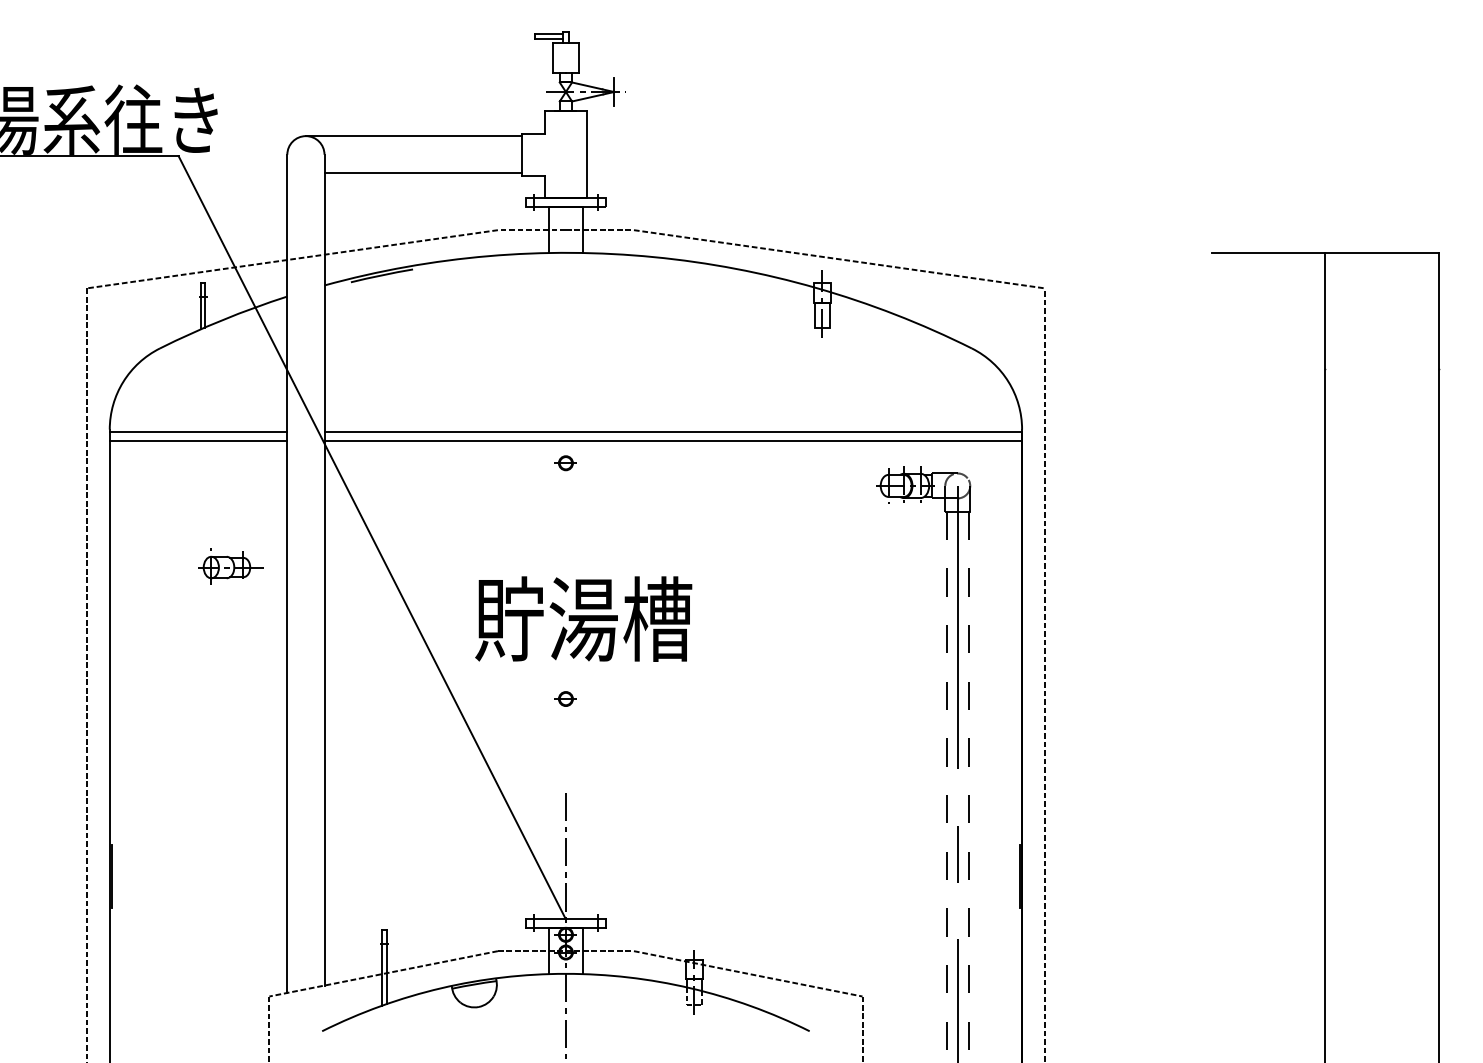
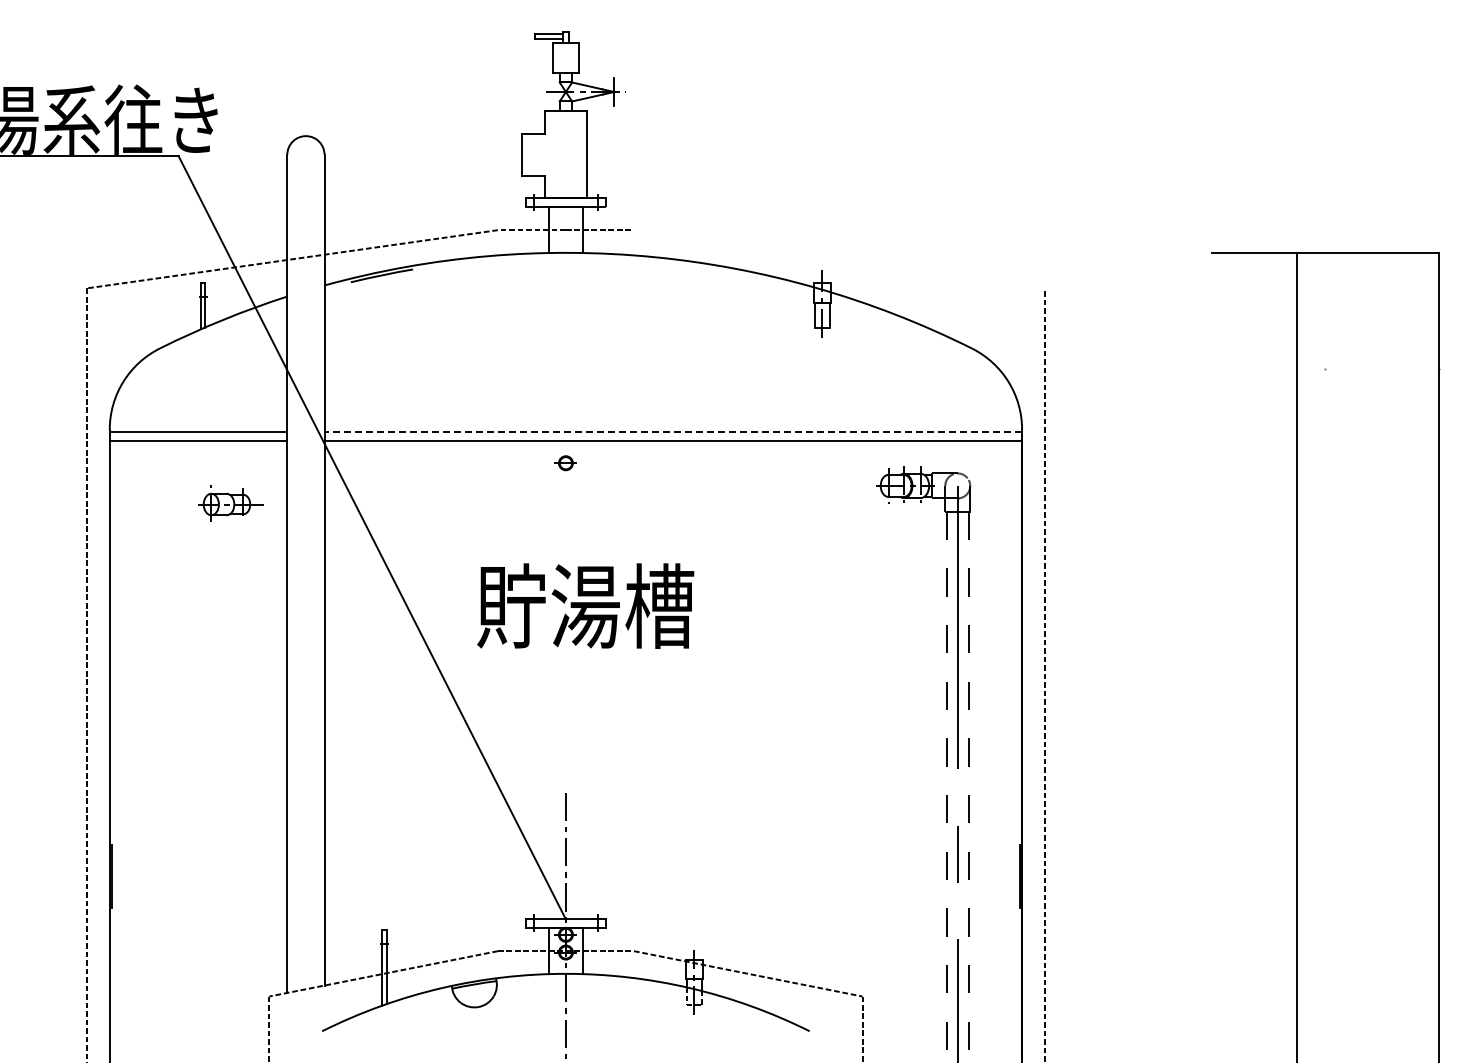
line: present -> none (413, 136)
line: present -> none (423, 173)
line: present -> none (838, 259)
line: solid -> dashed (673, 431)
part position: (230, 566) -> (230, 503) (230, 503)
text position: (583, 618) -> (585, 605) (585, 605)
line position: (1325, 655) -> (1297, 655) (1297, 655)
part: present -> none (565, 698)
